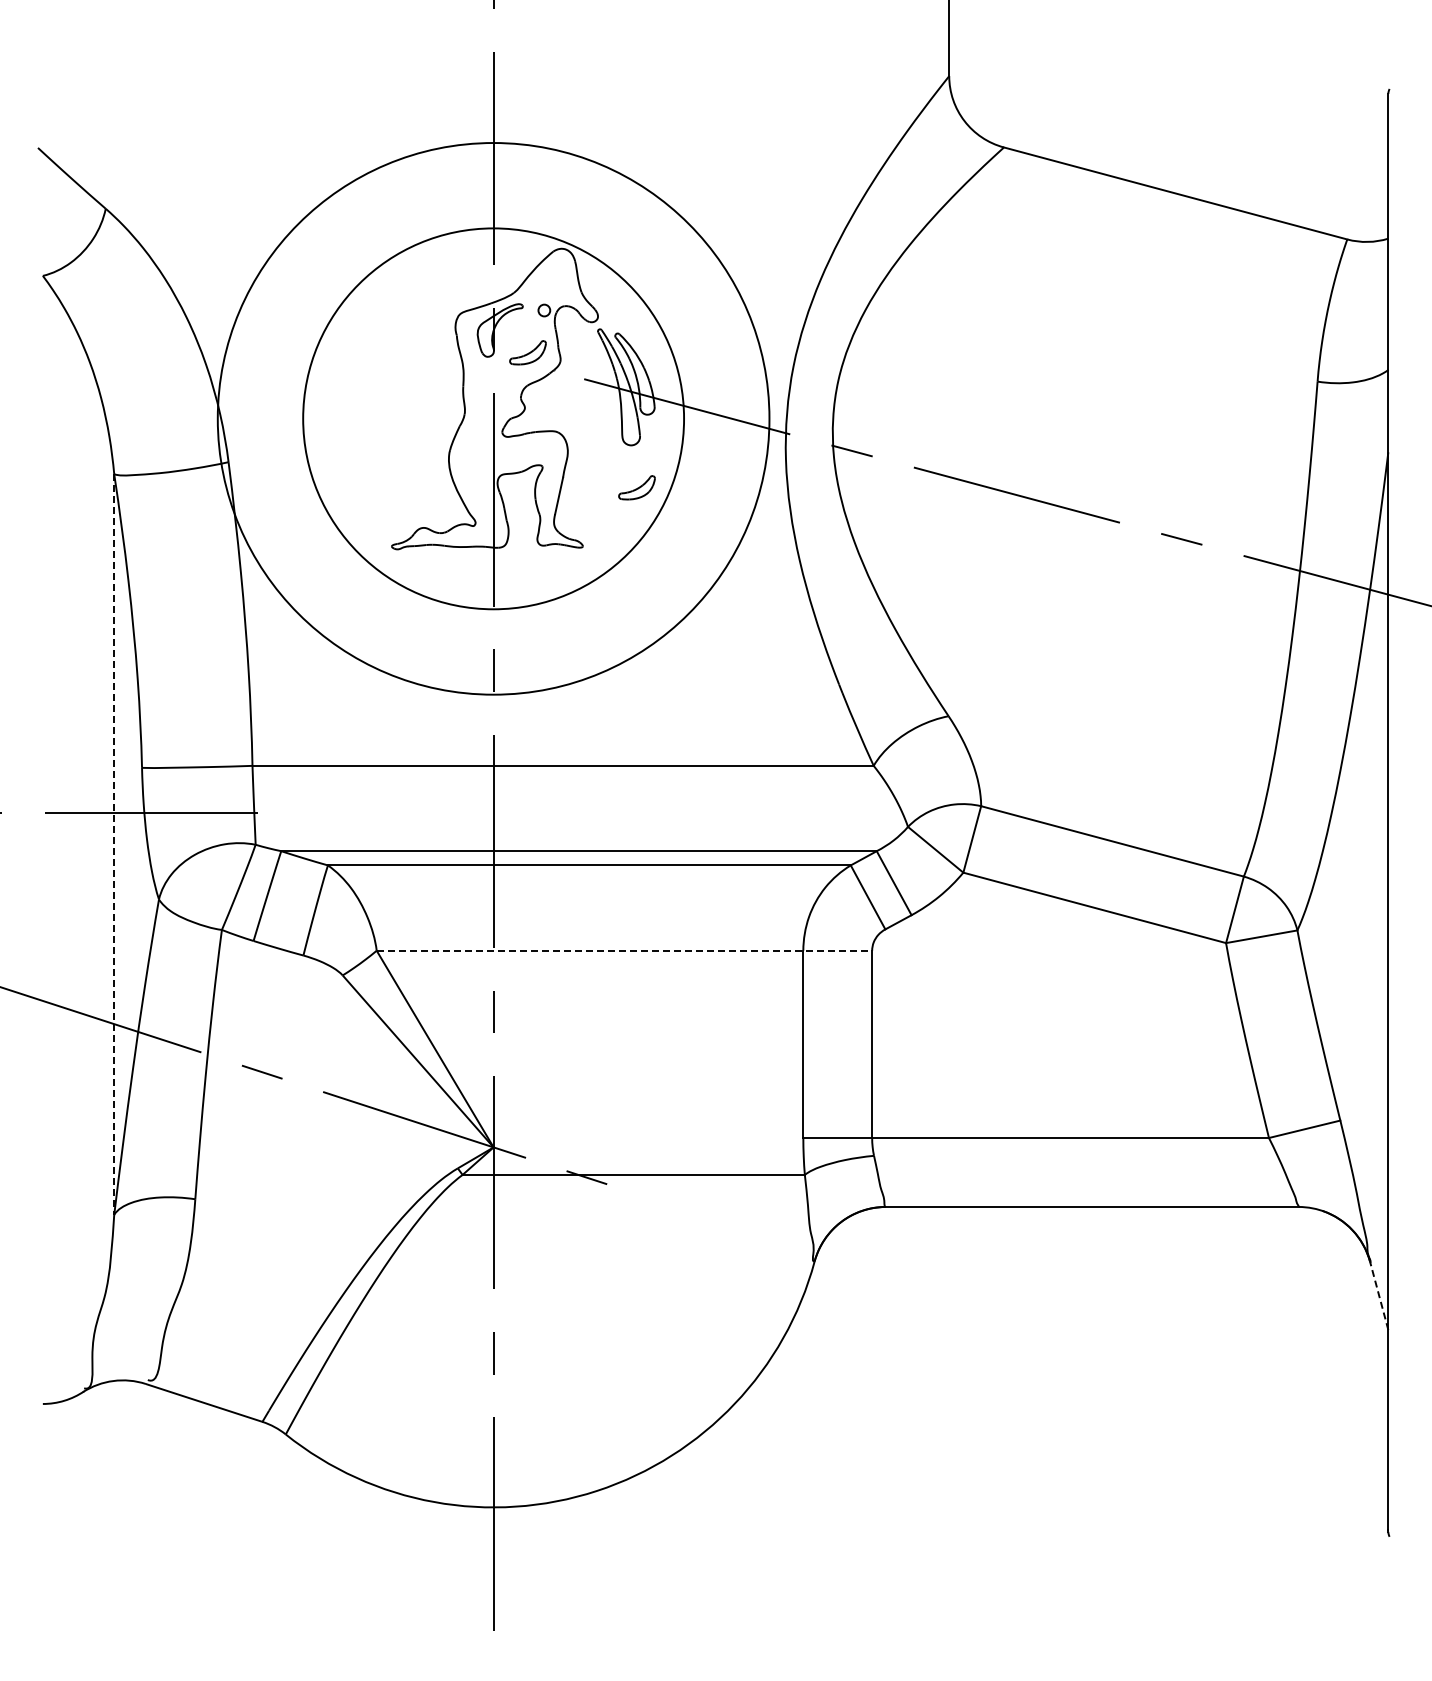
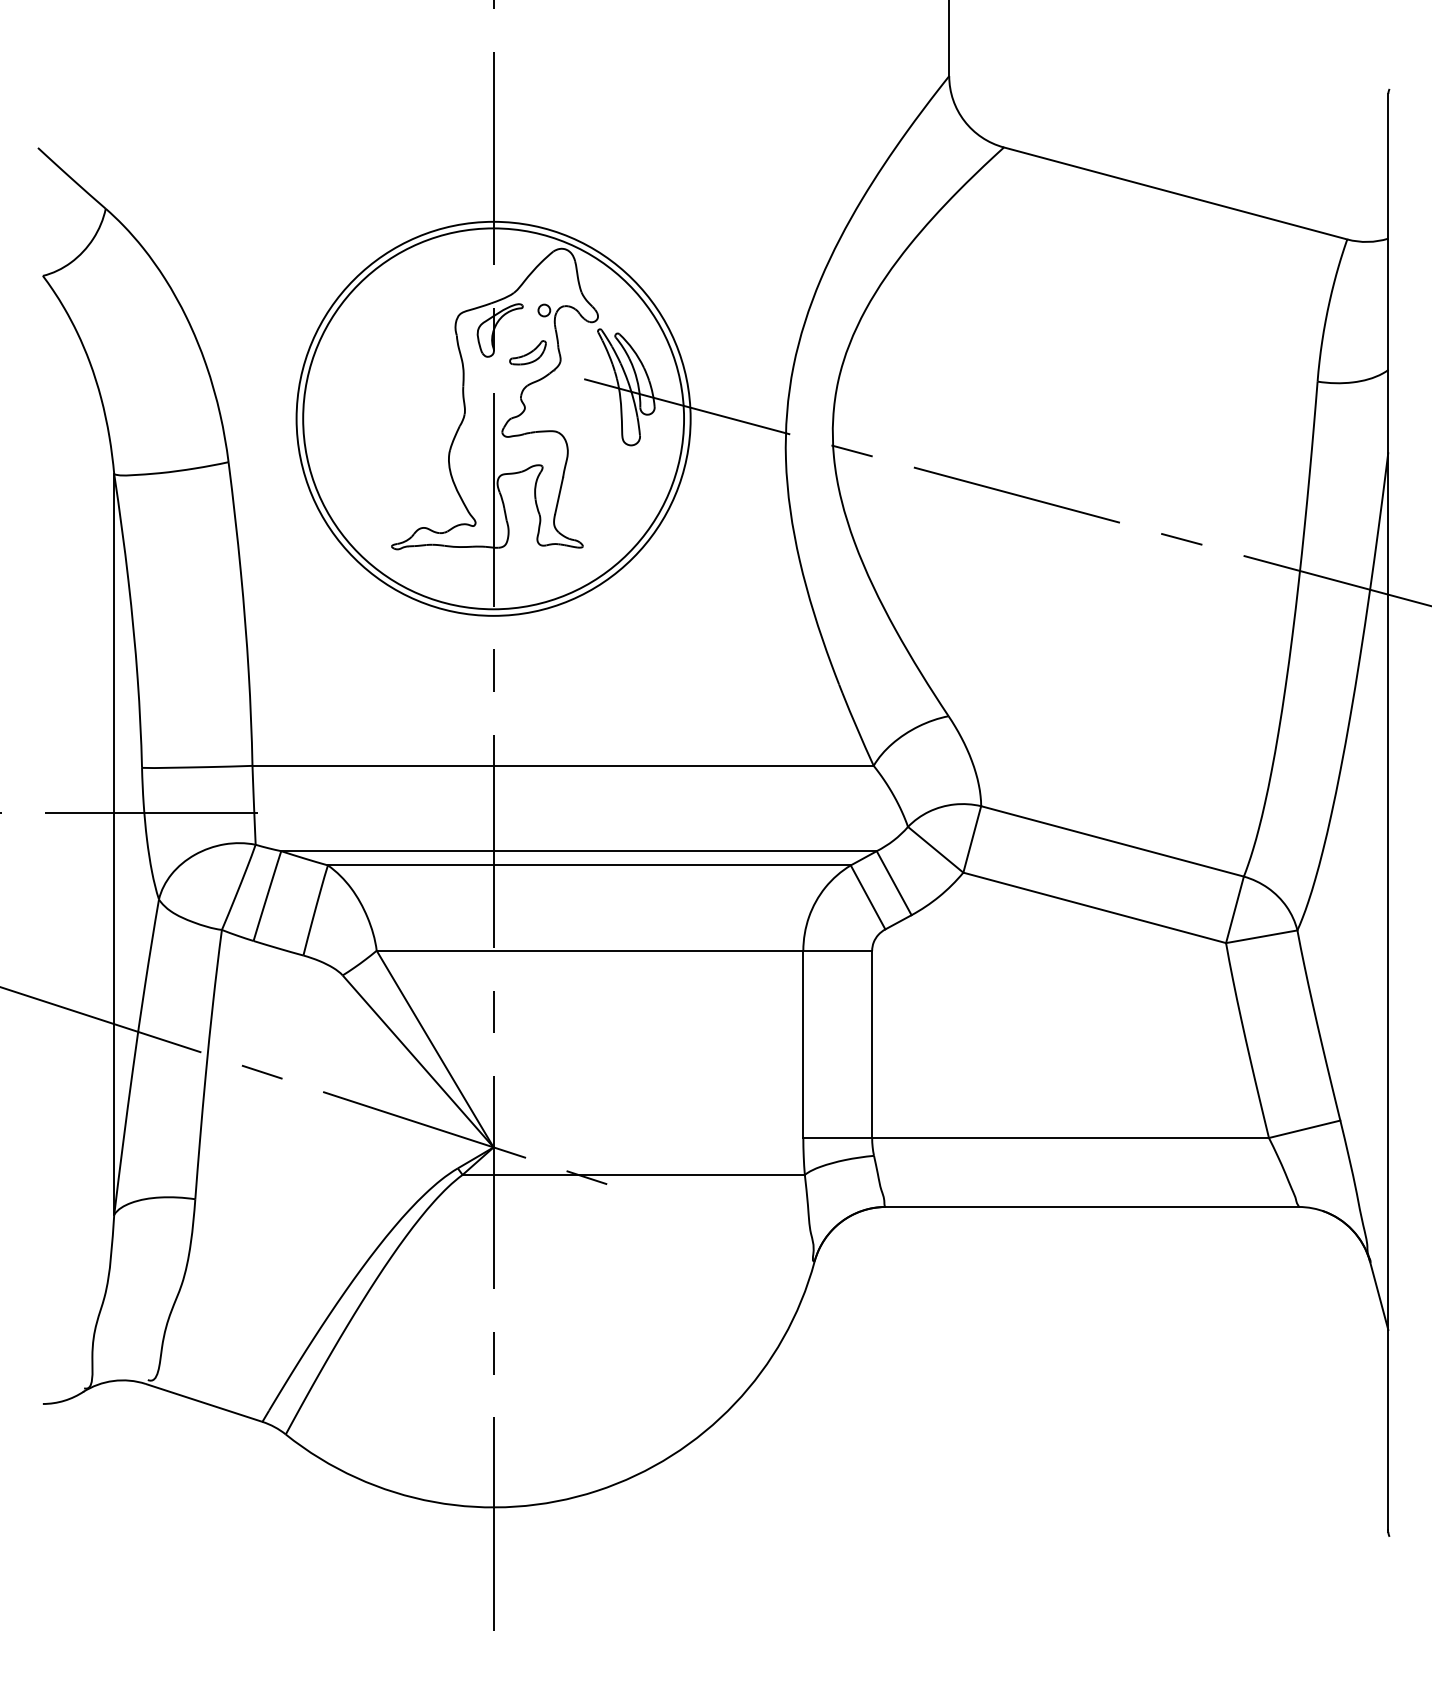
circle diameter: 552 px -> 394 px (493, 418)
part: present -> none (636, 487)
line: dashed -> solid (114, 845)
line: dashed -> solid (624, 950)
line: dashed -> solid (1379, 1295)
